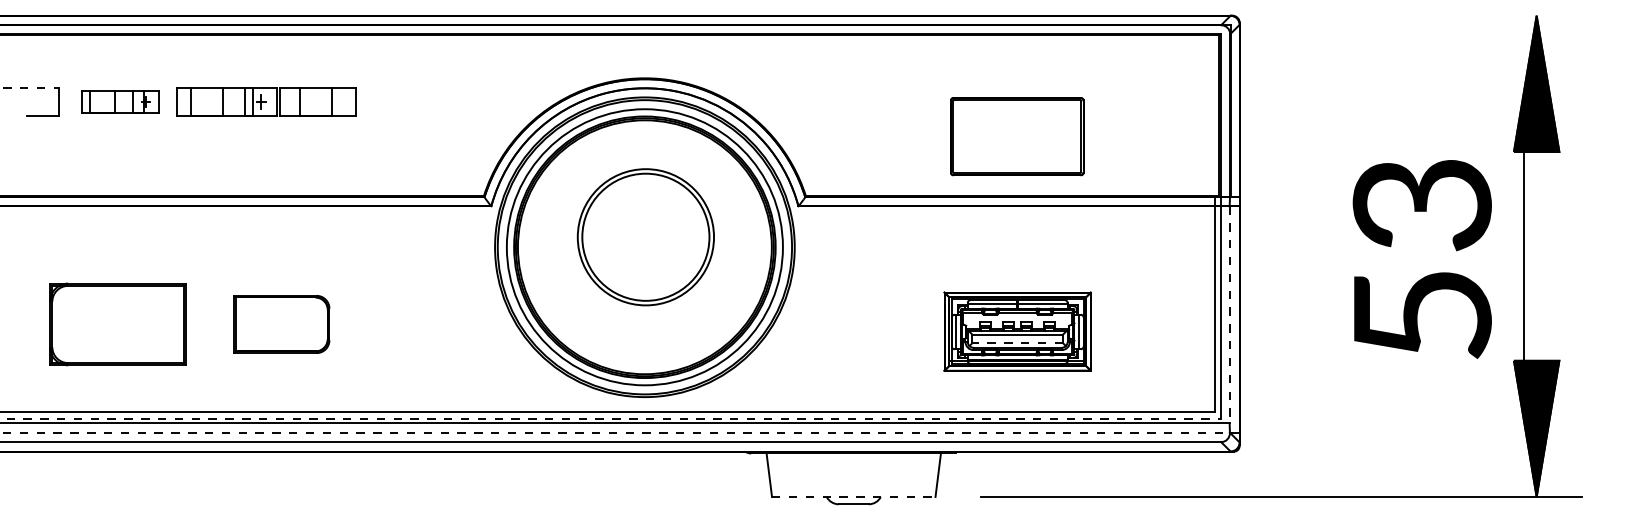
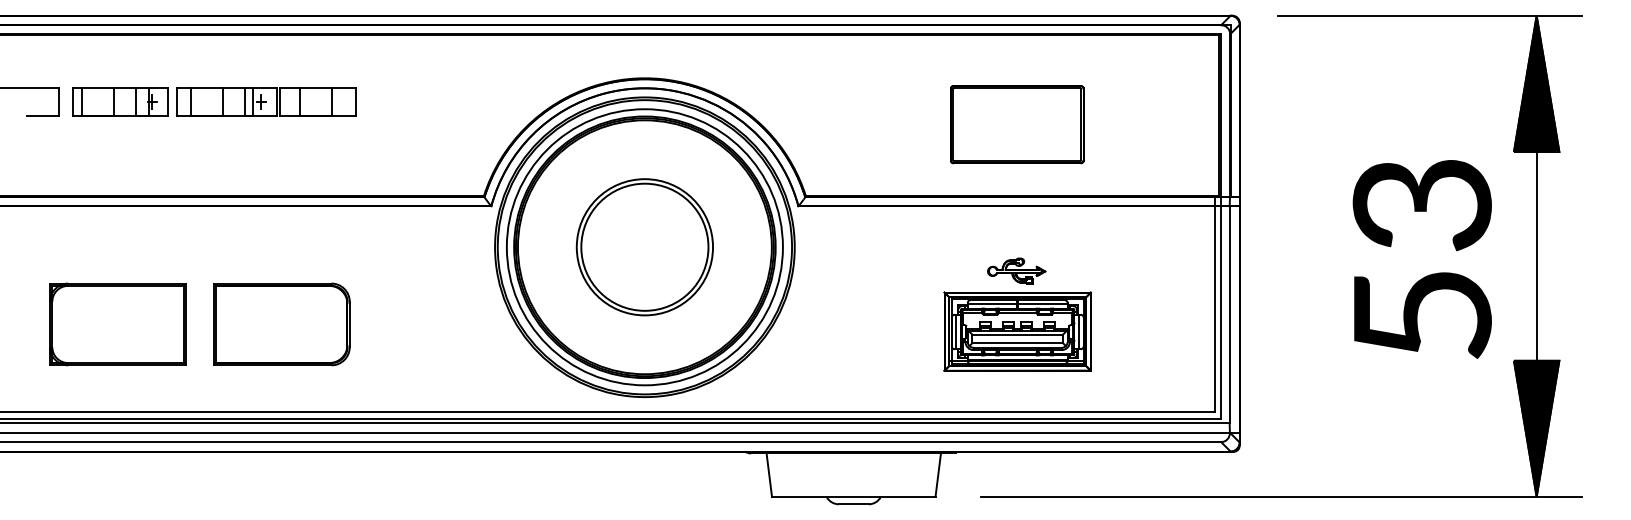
line: none -> present (1429, 15)
line: dashed -> solid (30, 88)
part size: 79x24 px -> 97x30 px (120, 101)
part position: (1017, 136) -> (1017, 124) (1017, 124)
part position: (645, 237) -> (644, 247) (644, 247)
line position: (1523, 255) -> (1536, 255) (1536, 255)
part: none -> present (1016, 270)
line: dashed -> solid (1229, 315)
part size: 98x59 px -> 138x85 px (281, 324)
line: dashed -> solid (1017, 343)
line: dashed -> solid (611, 418)
line: dashed -> solid (619, 433)
line: dashed -> solid (853, 497)
